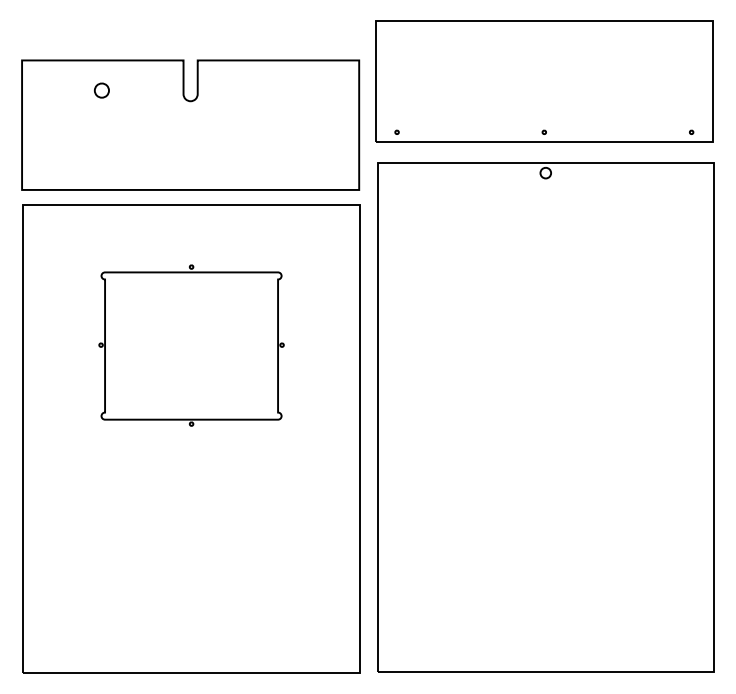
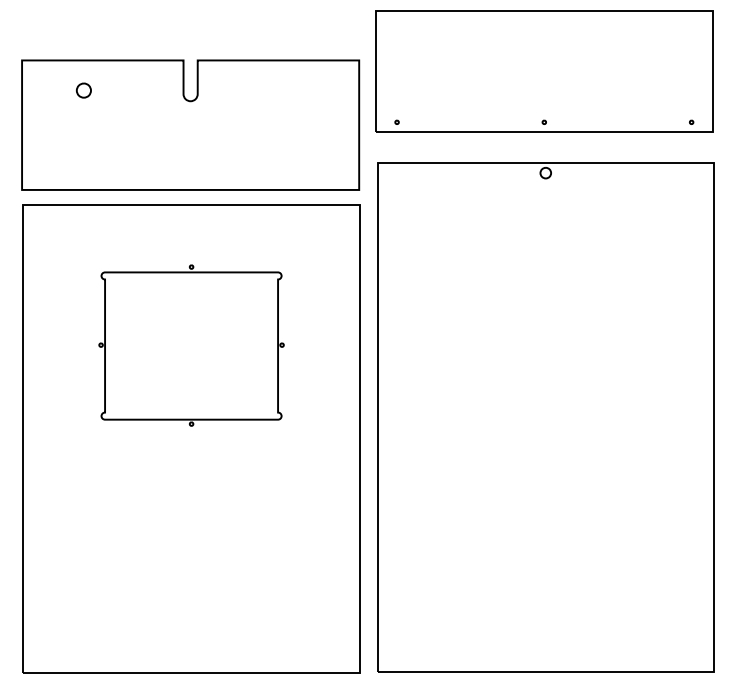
part position: (544, 81) -> (544, 71) (544, 71)
part position: (101, 90) -> (83, 90) (83, 90)
